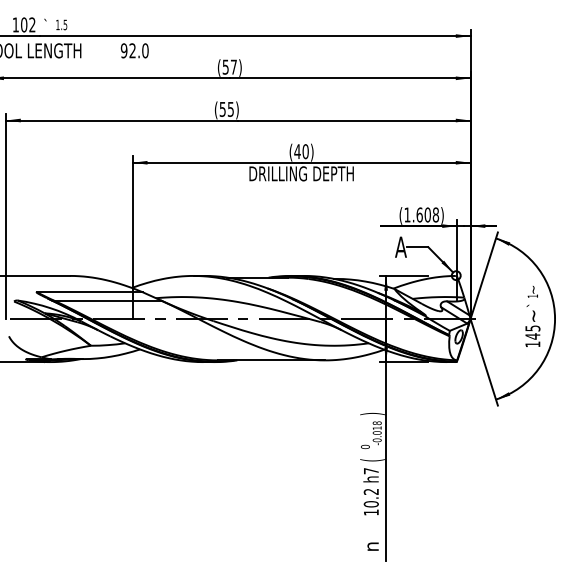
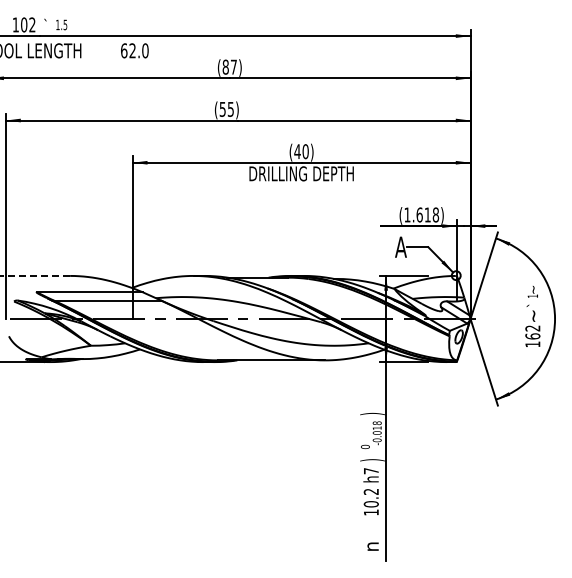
text: 92.0 -> 62.0 (123, 50)
text: (57) -> (87) (225, 66)
text: (1.608) -> (1.618) (427, 214)
line: solid -> dashed (35, 275)
text: 145 -> 162 (532, 332)
text: ( -> ) (372, 460)
